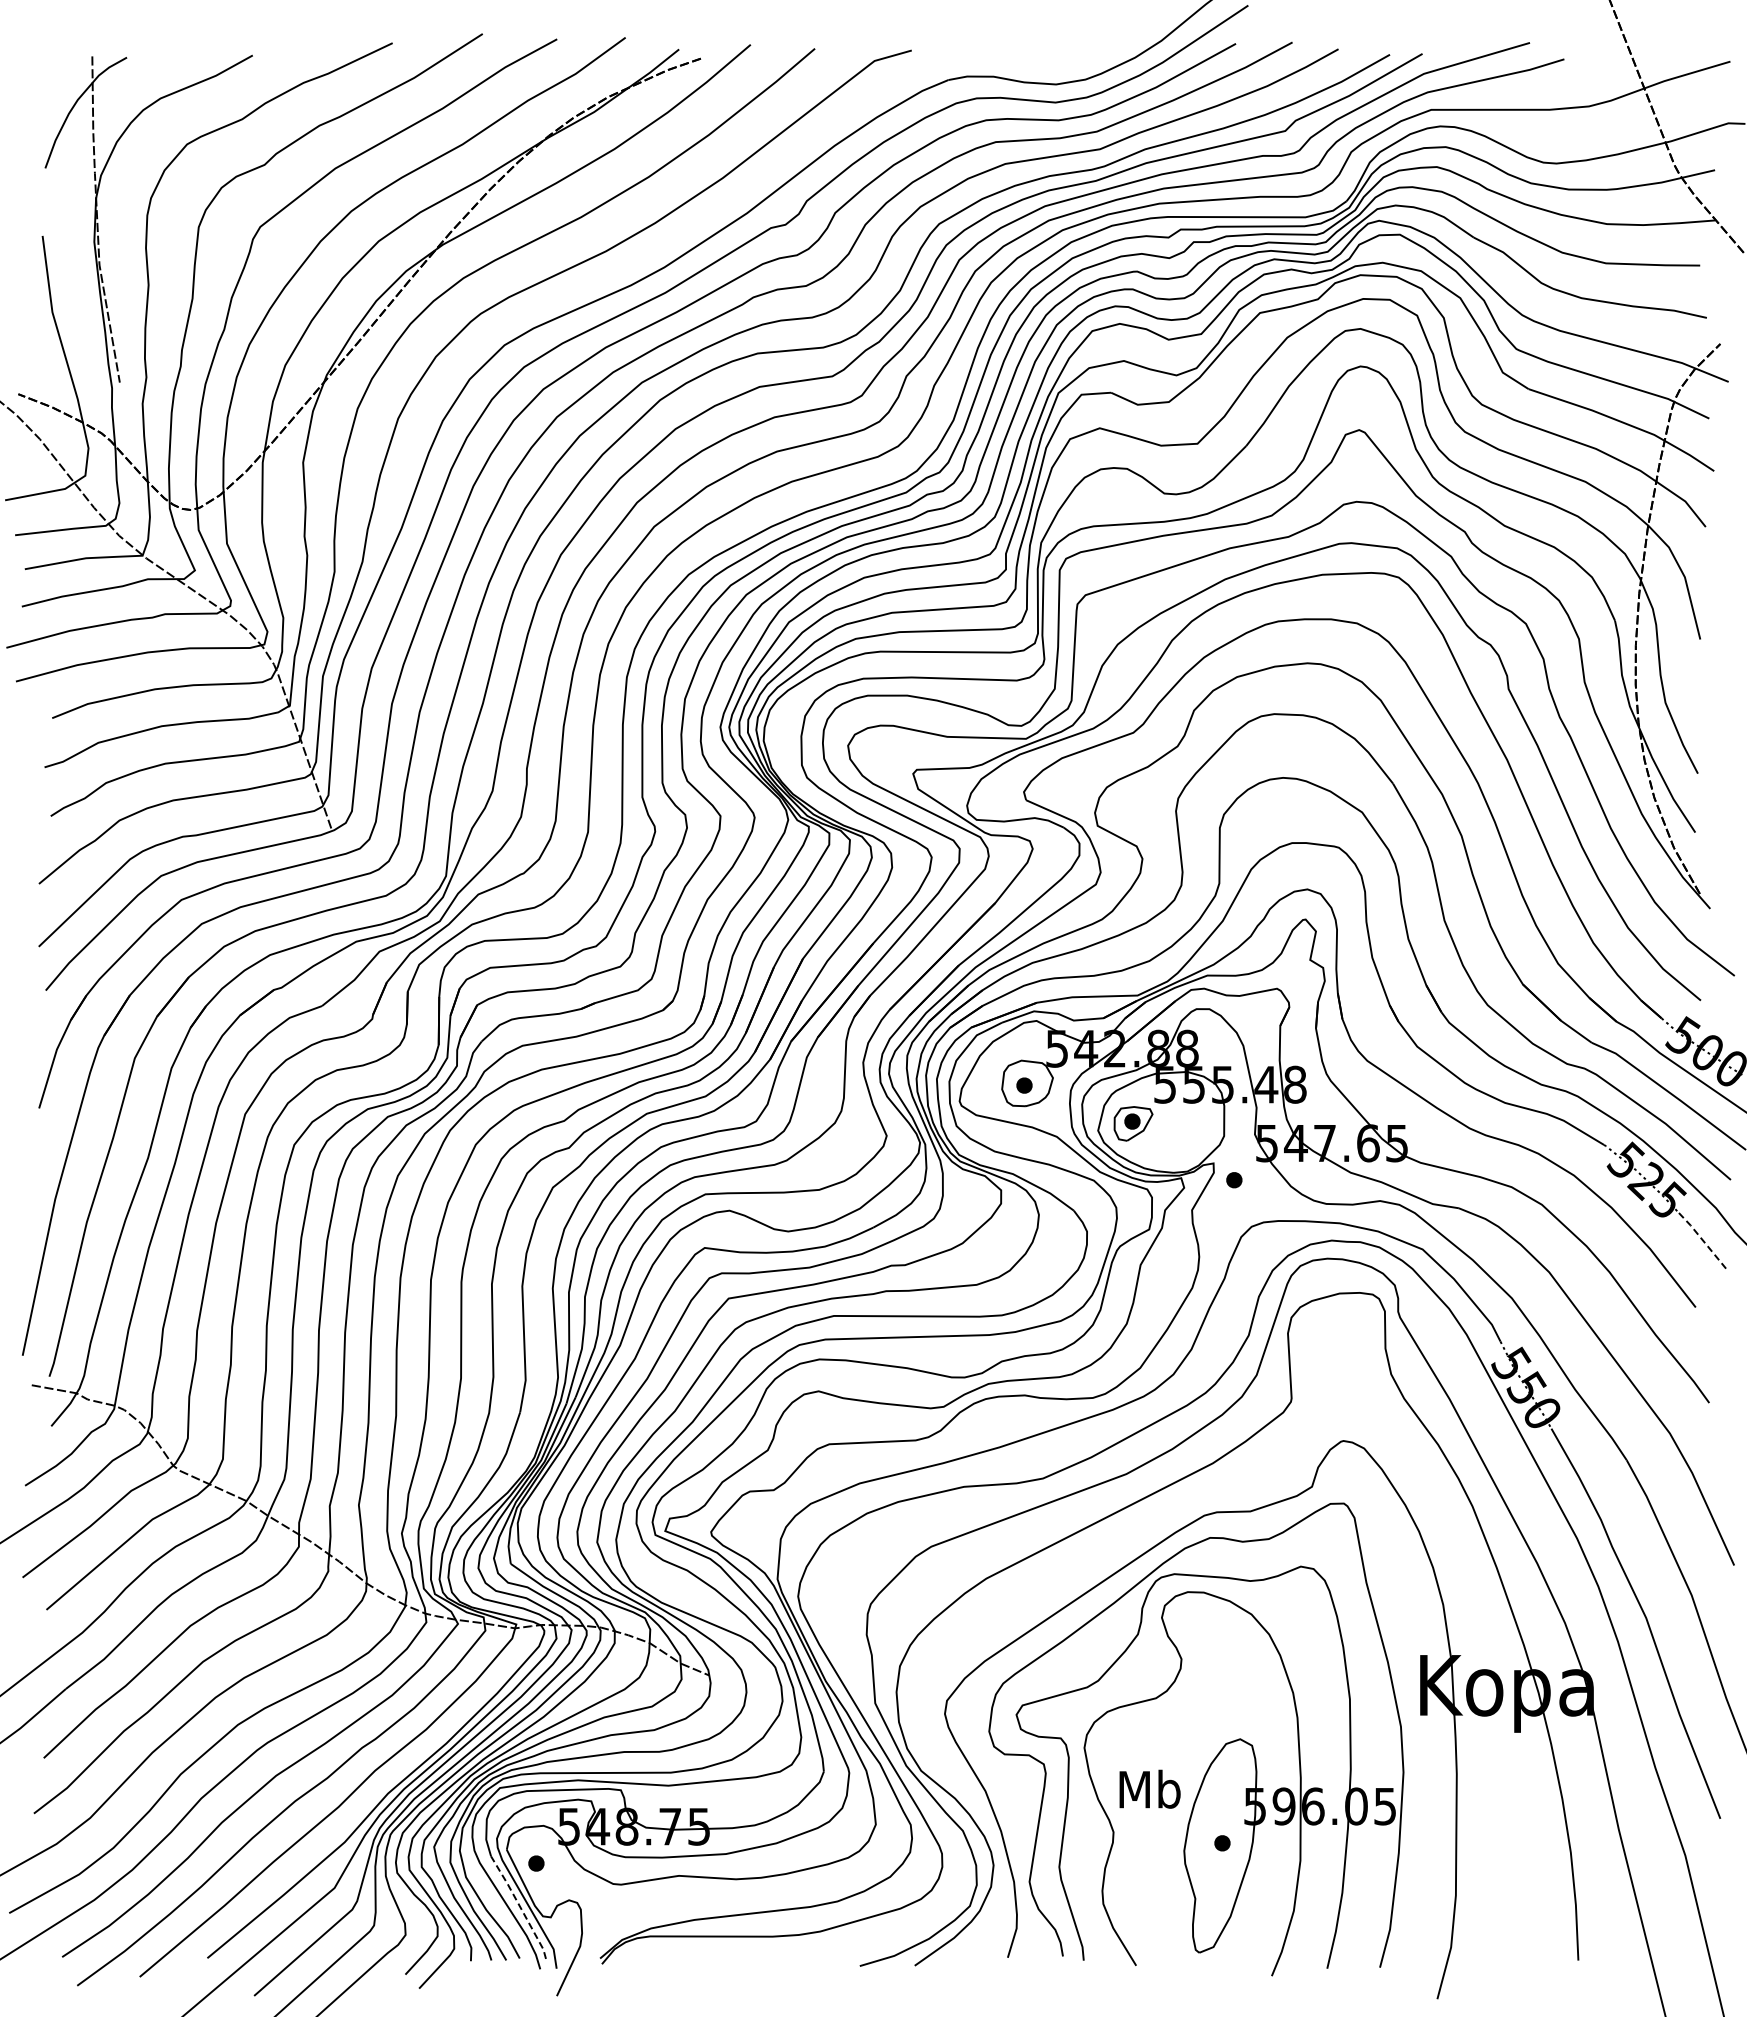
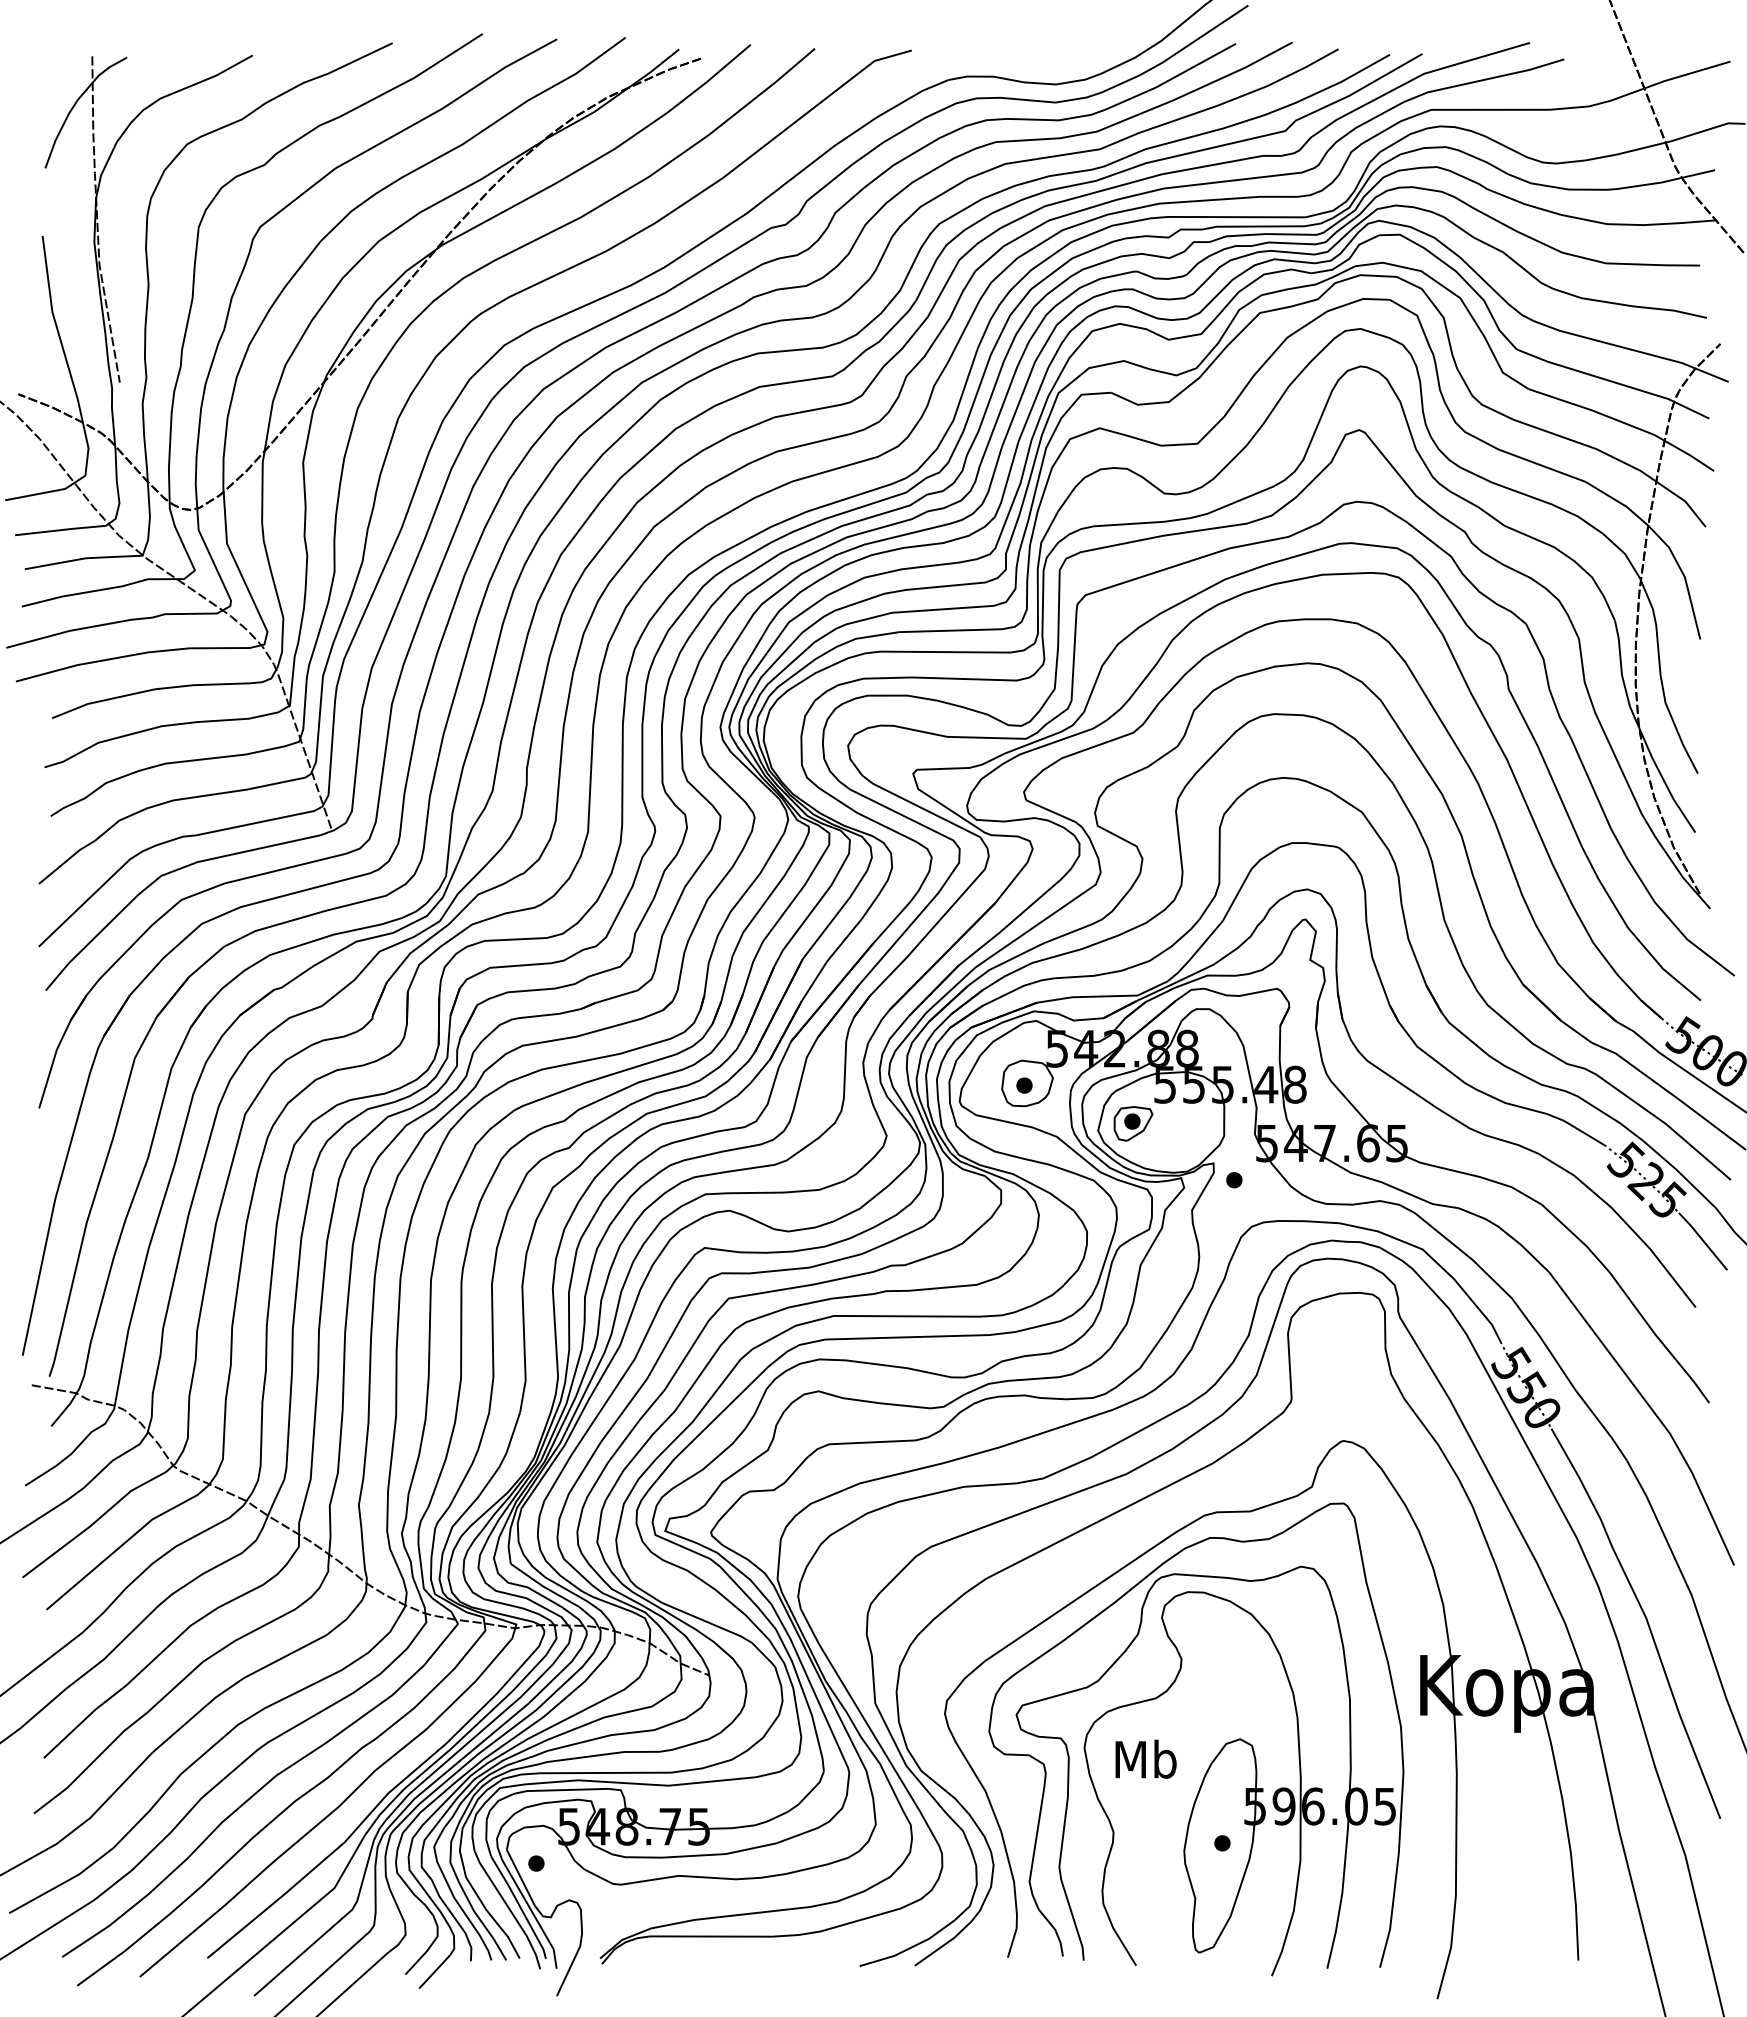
line: dashed -> solid (1703, 1240)
text position: (1149, 1788) -> (1145, 1758) (1145, 1758)
line: dashed -> solid (520, 1906)
